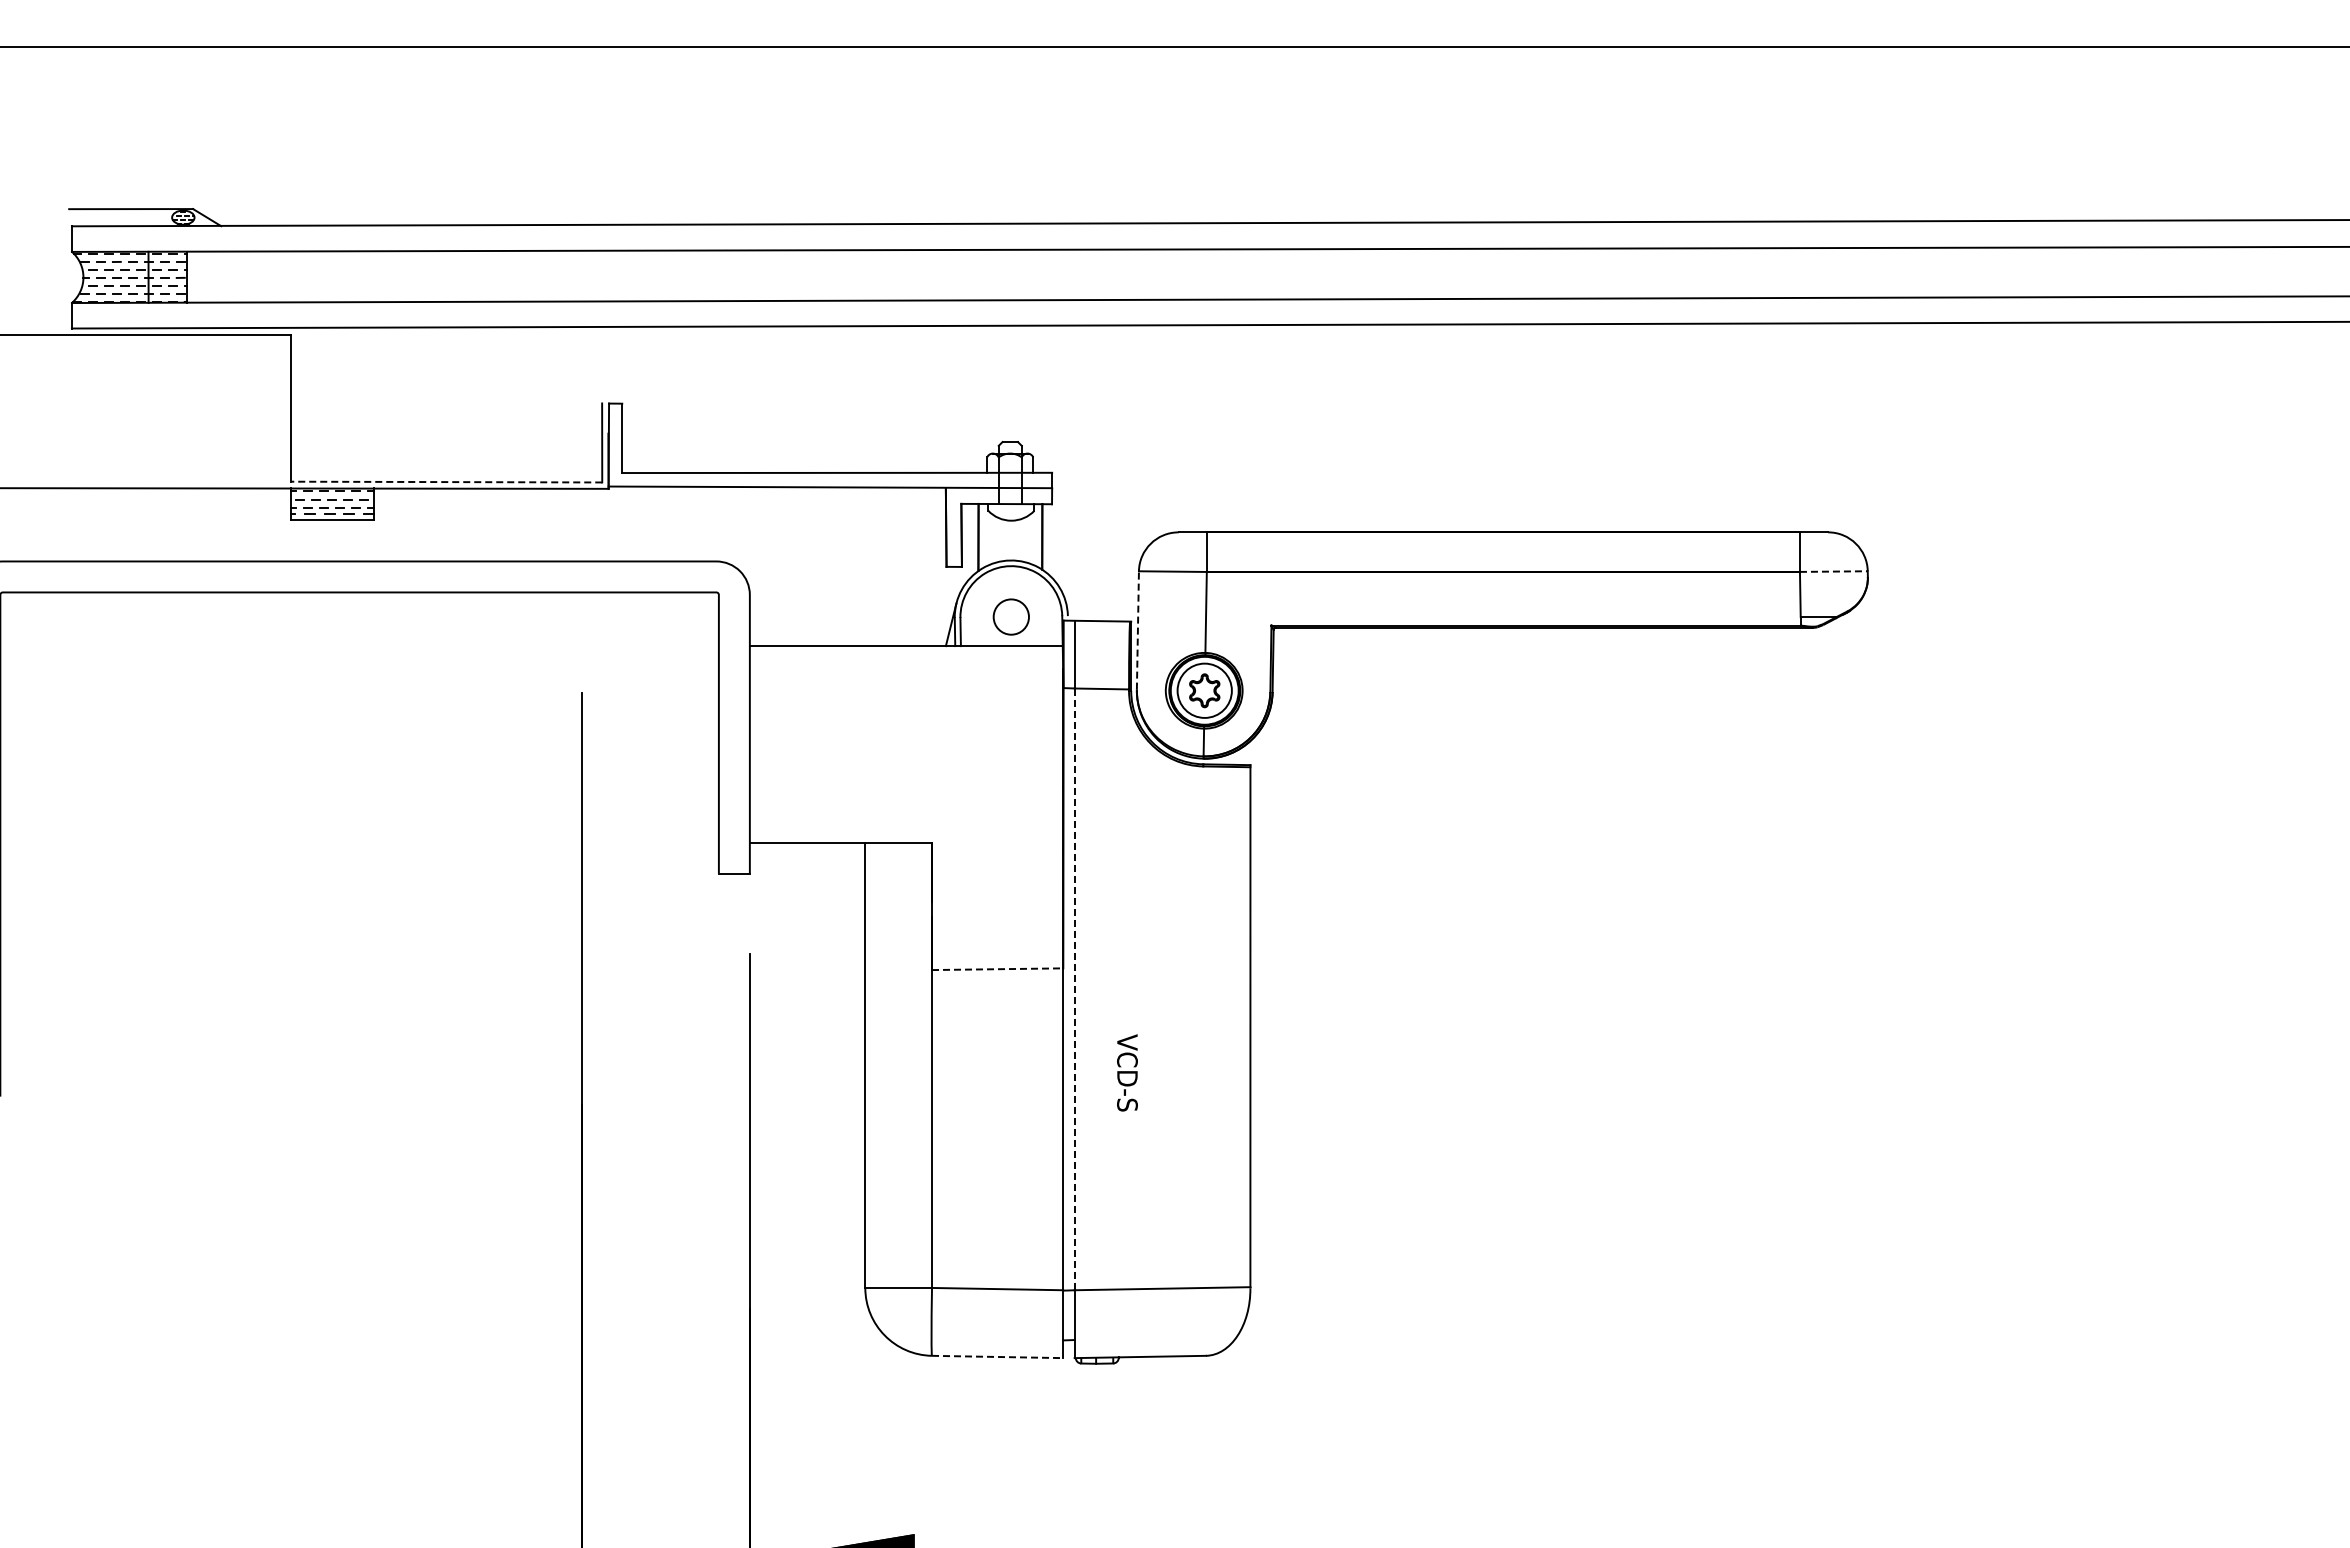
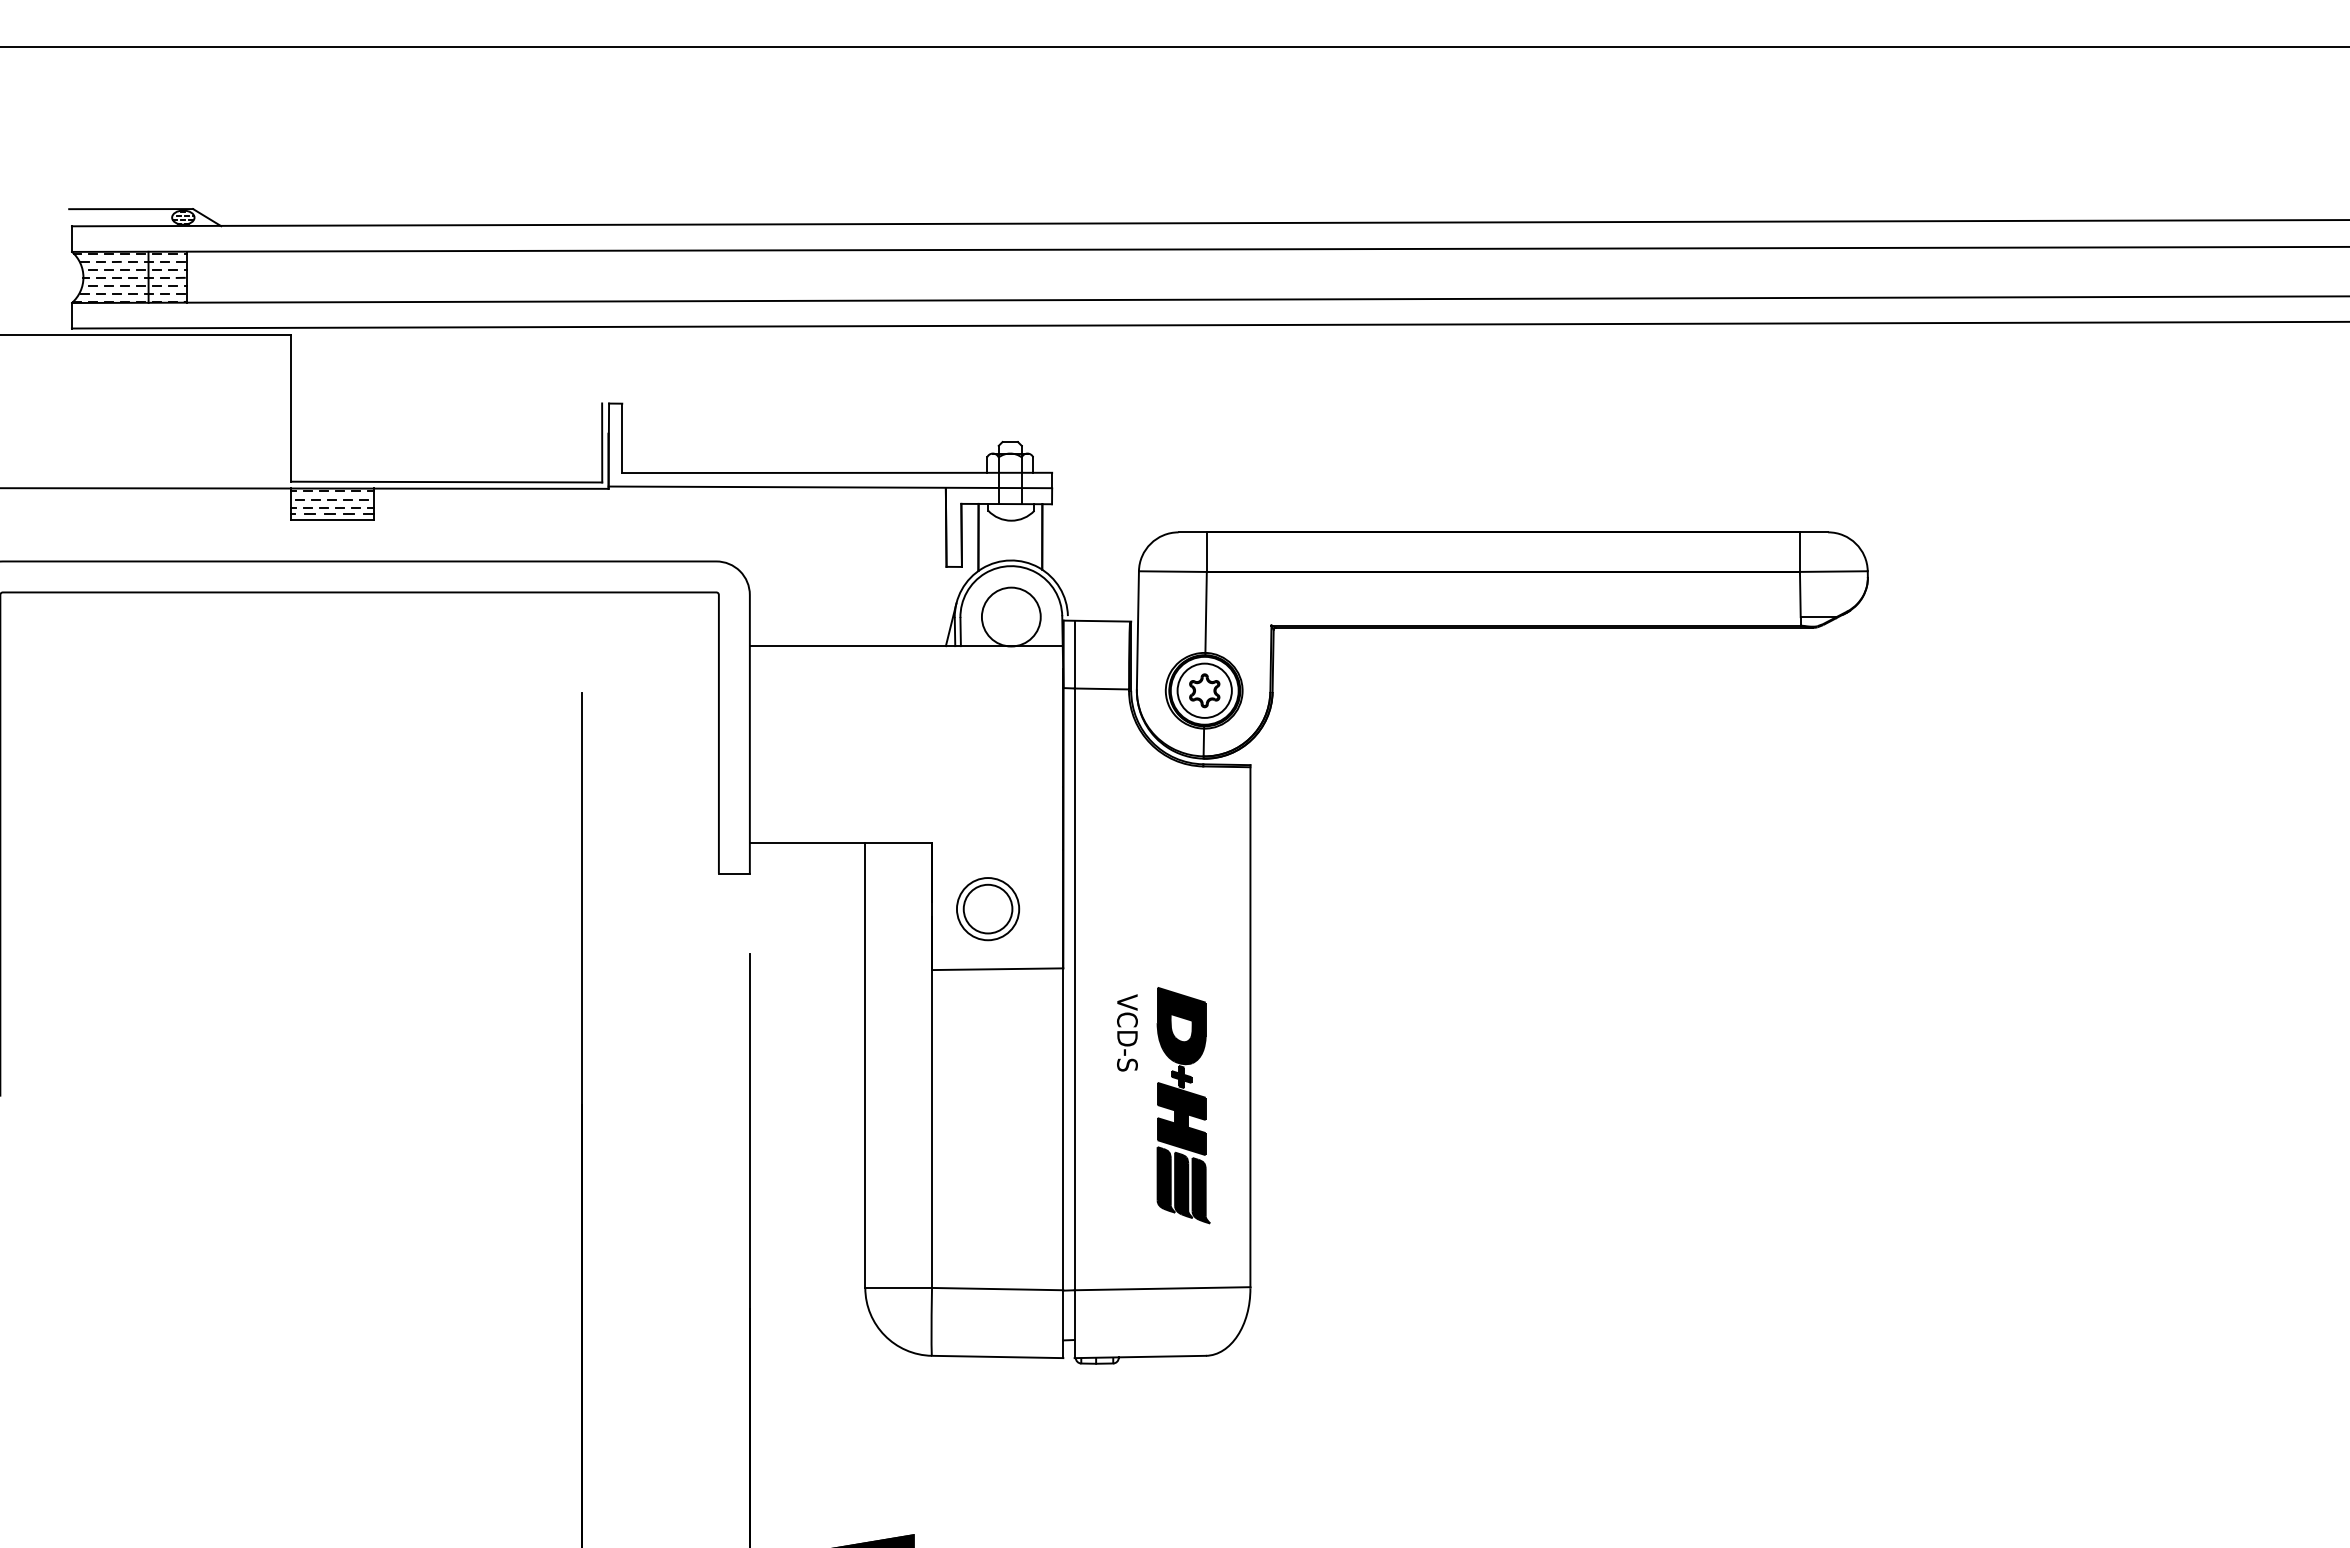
line: dashed -> solid (446, 482)
line: dashed -> solid (1833, 571)
circle diameter: 35 px -> 59 px (1010, 616)
line: dashed -> solid (1137, 629)
part: none -> present (988, 909)
line: dashed -> solid (997, 969)
line: dashed -> solid (1074, 989)
text position: (1127, 1072) -> (1127, 1032) (1127, 1032)
part: none -> present (1183, 1105)
line: dashed -> solid (997, 1356)
